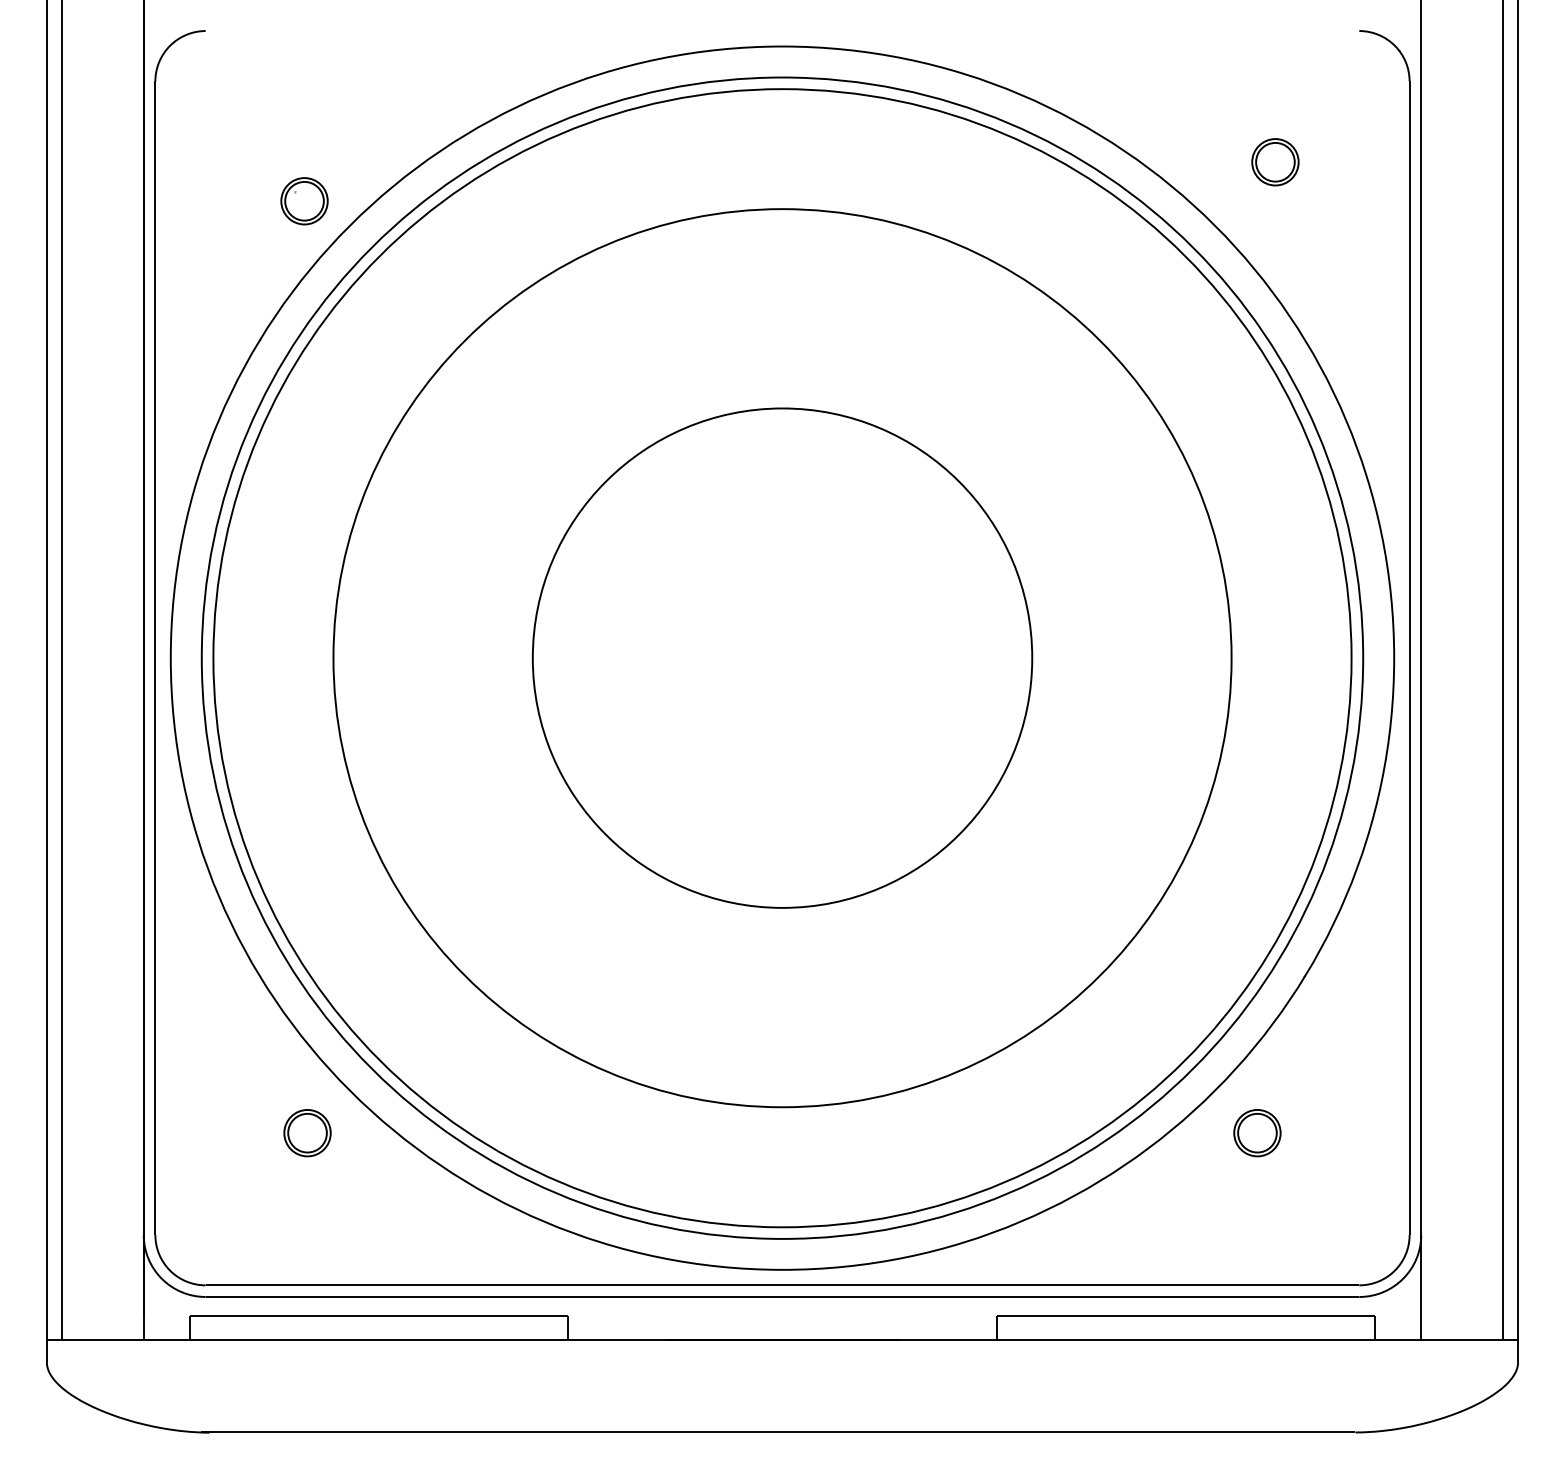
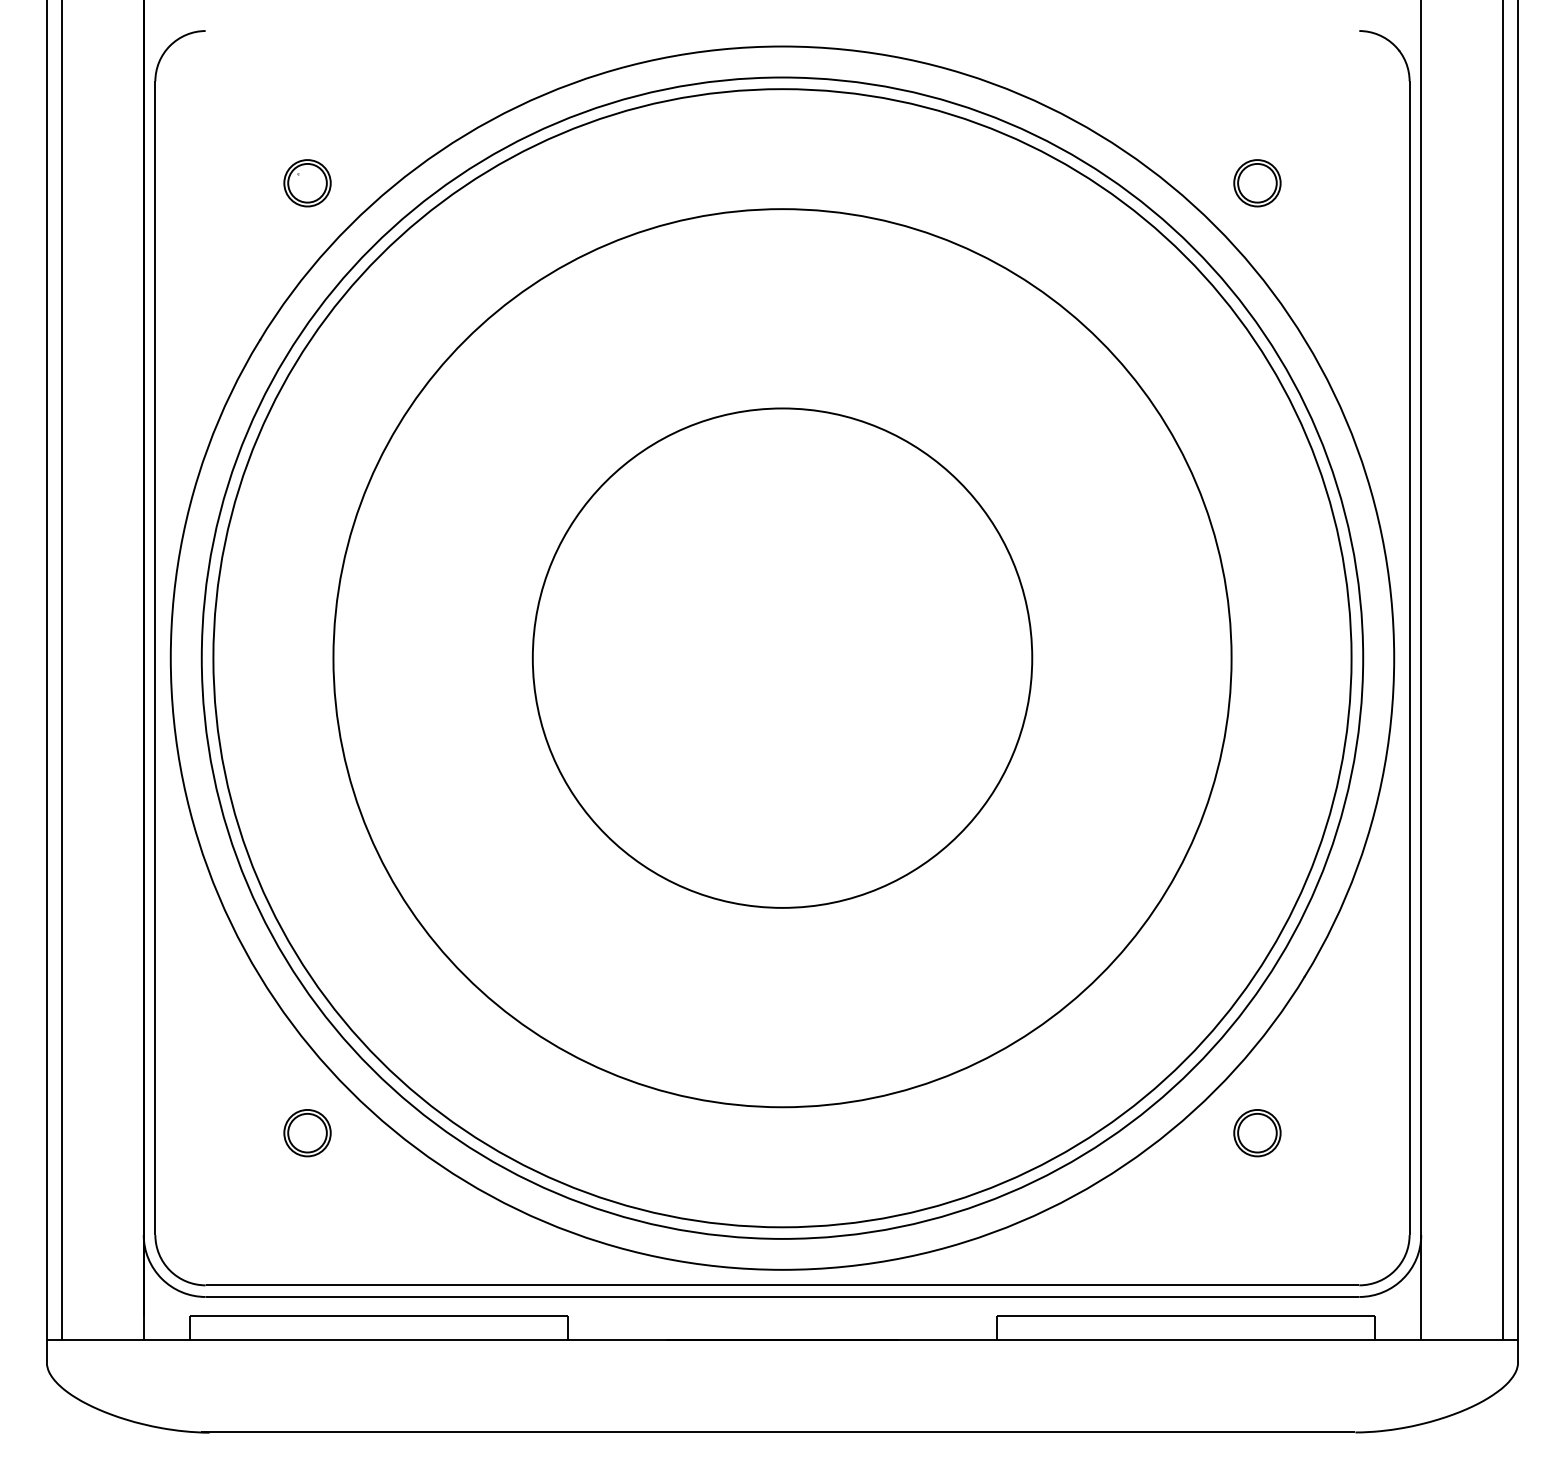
part position: (1275, 162) -> (1257, 183) (1257, 183)
part position: (304, 201) -> (307, 183) (307, 183)
